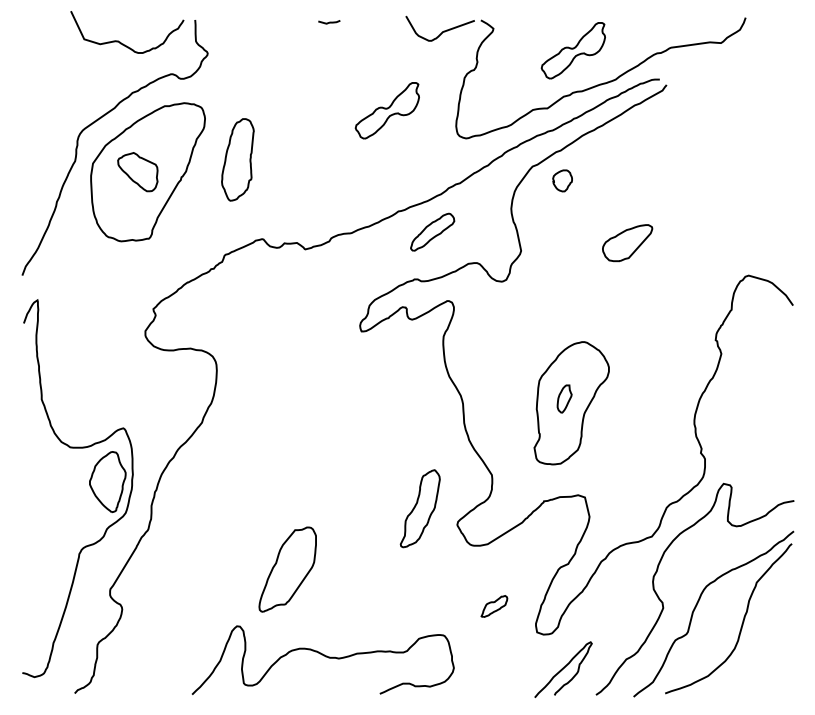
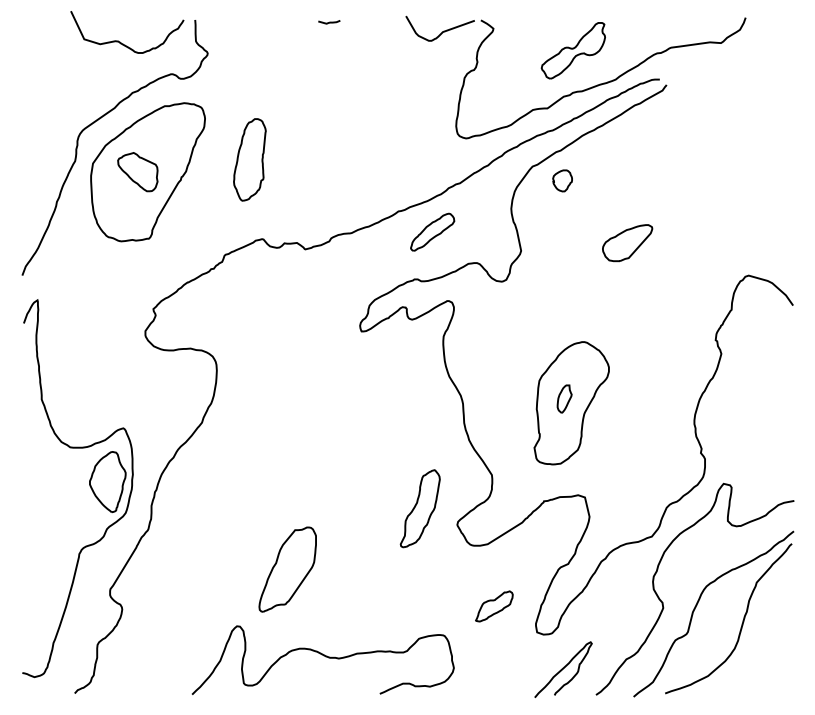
part: present -> none (386, 110)
part position: (237, 159) -> (249, 159) (249, 159)
part size: 29x23 px -> 39x33 px (494, 606)
